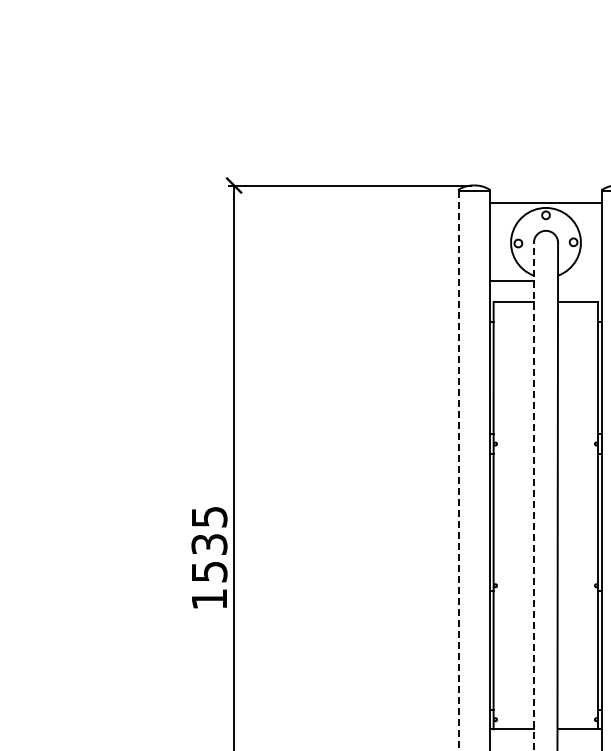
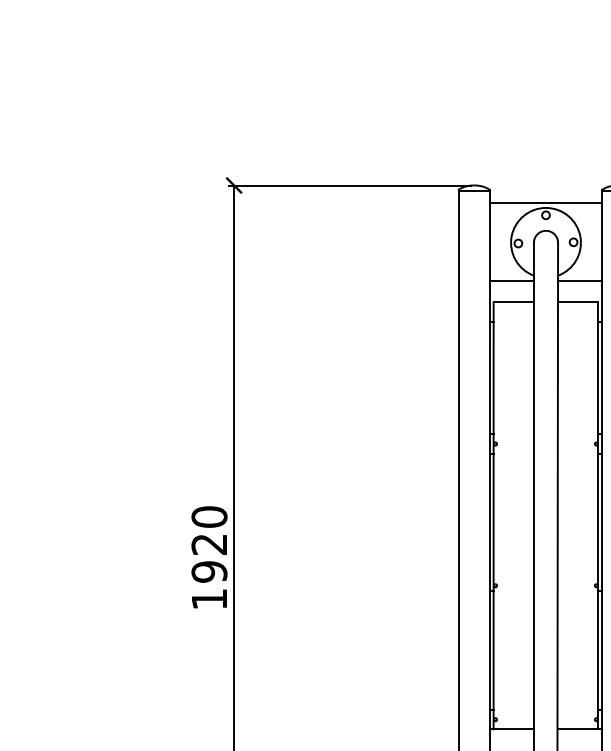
line: none -> present (580, 280)
line: dashed -> solid (458, 470)
line: dashed -> solid (533, 496)
text: 1535 -> 1920 (209, 544)
